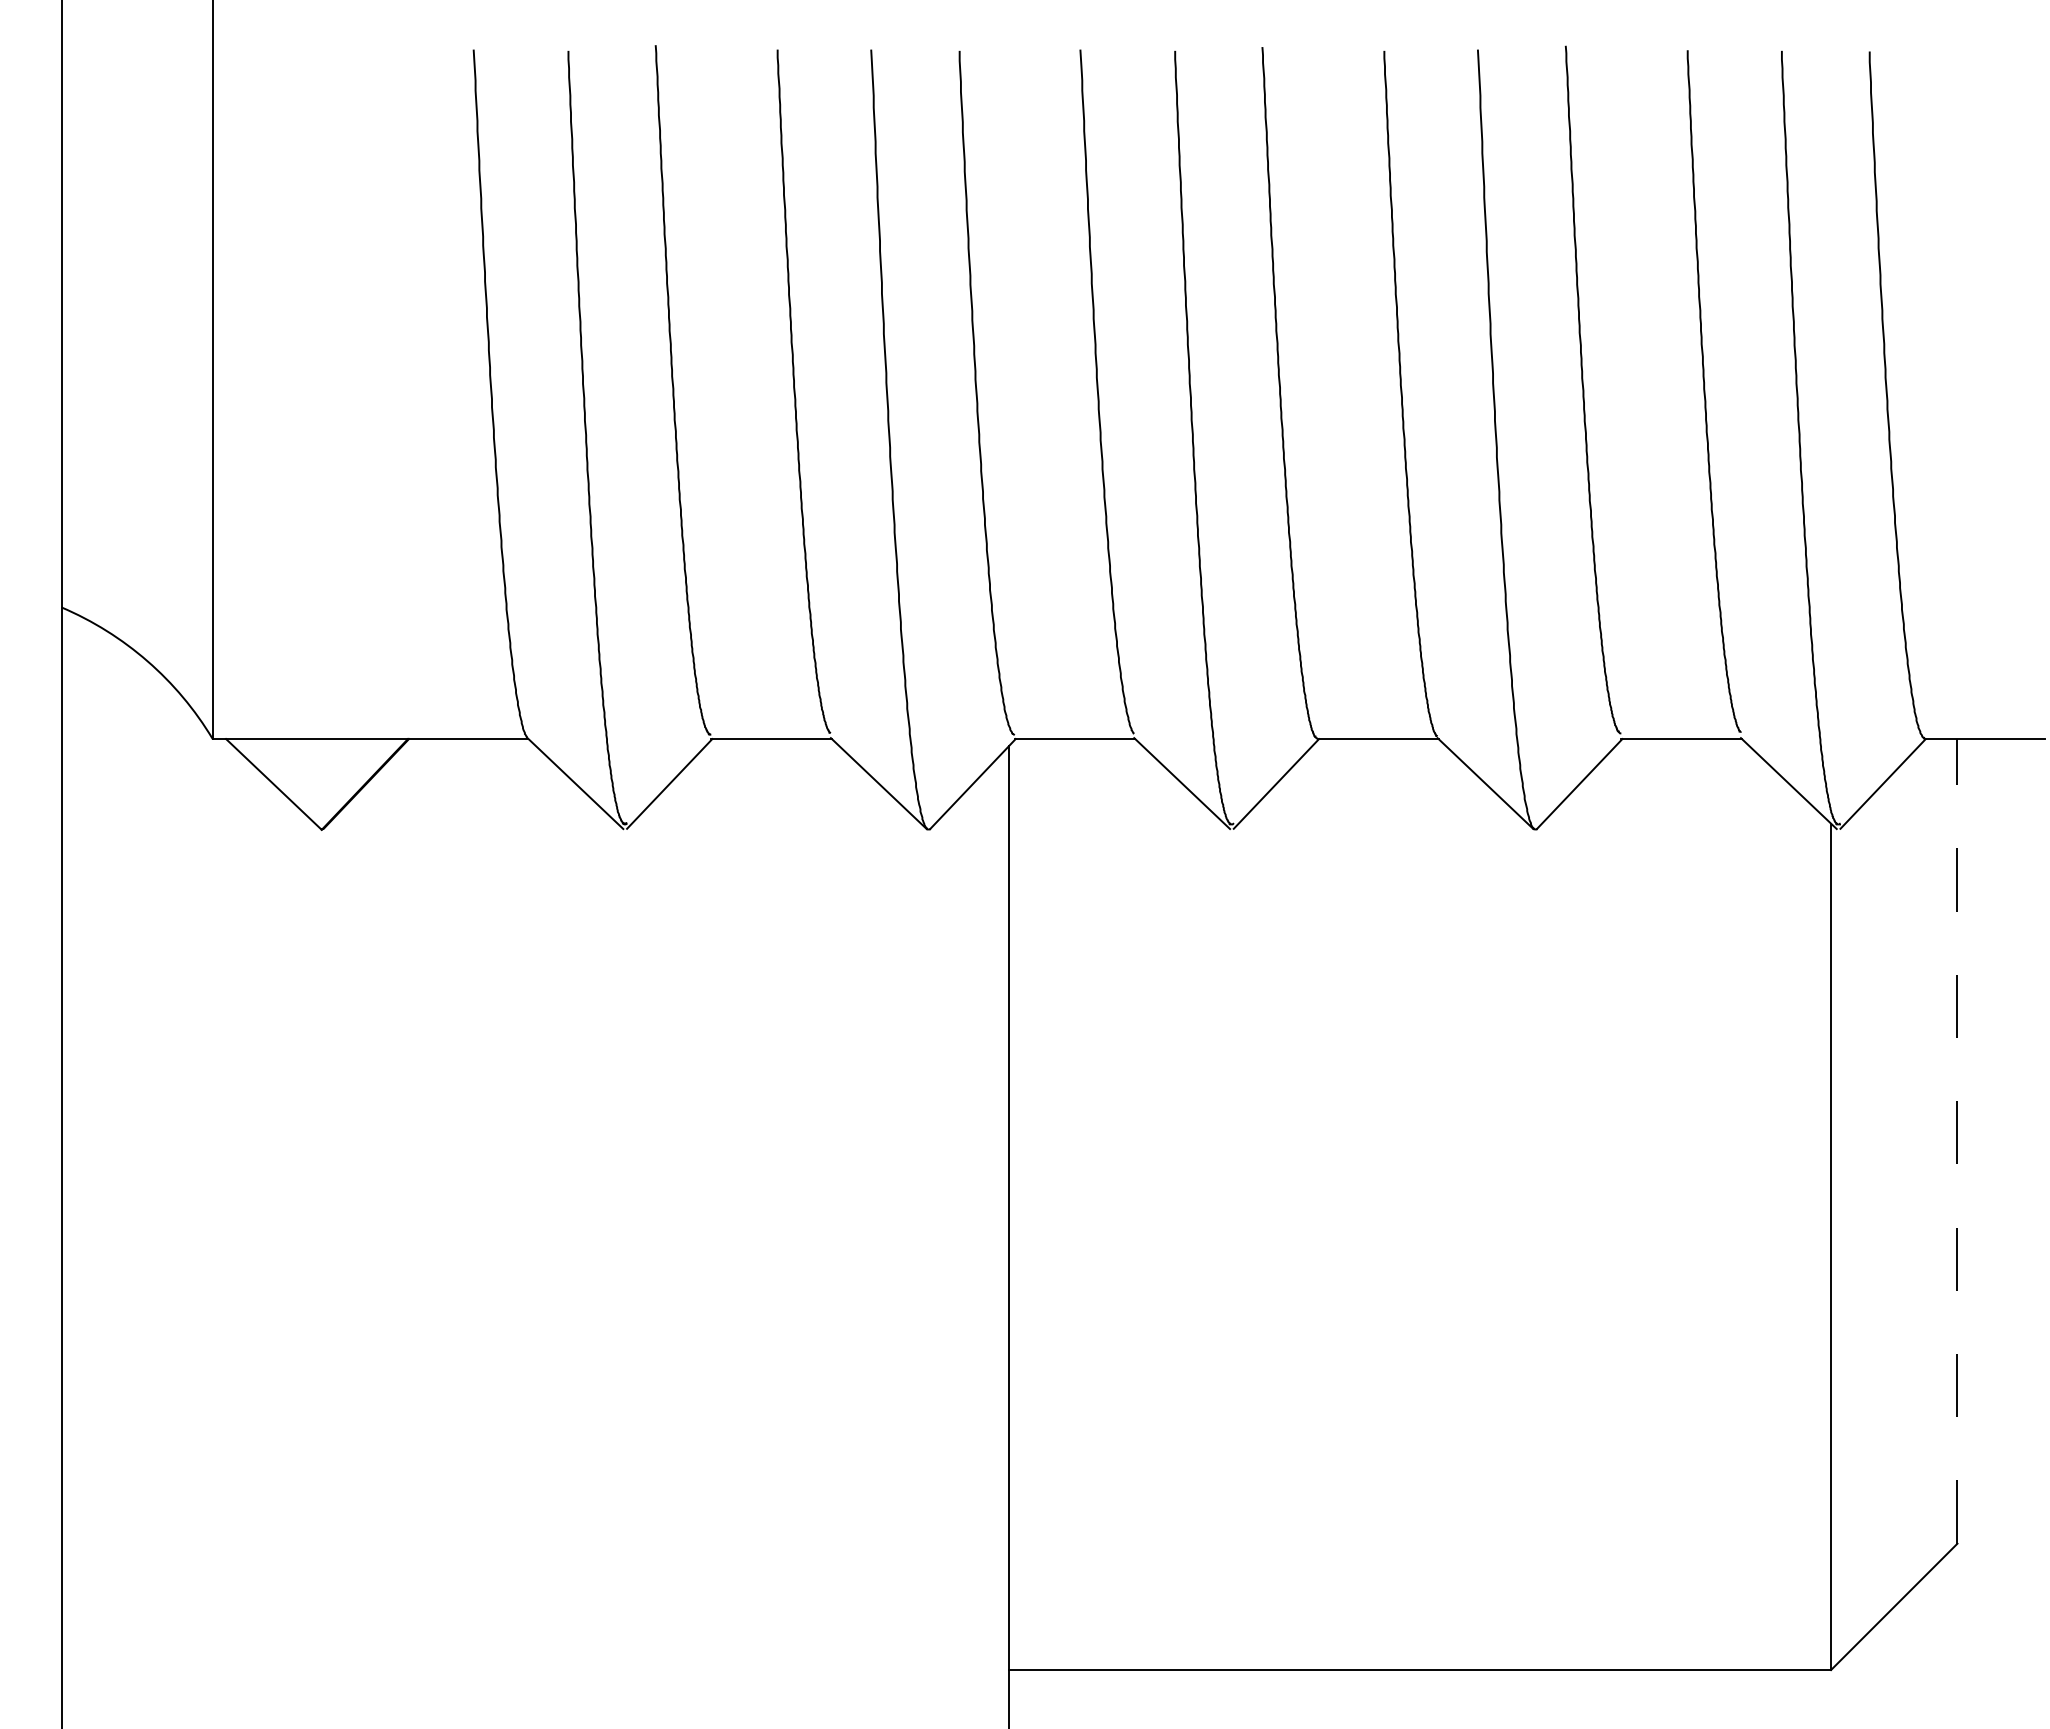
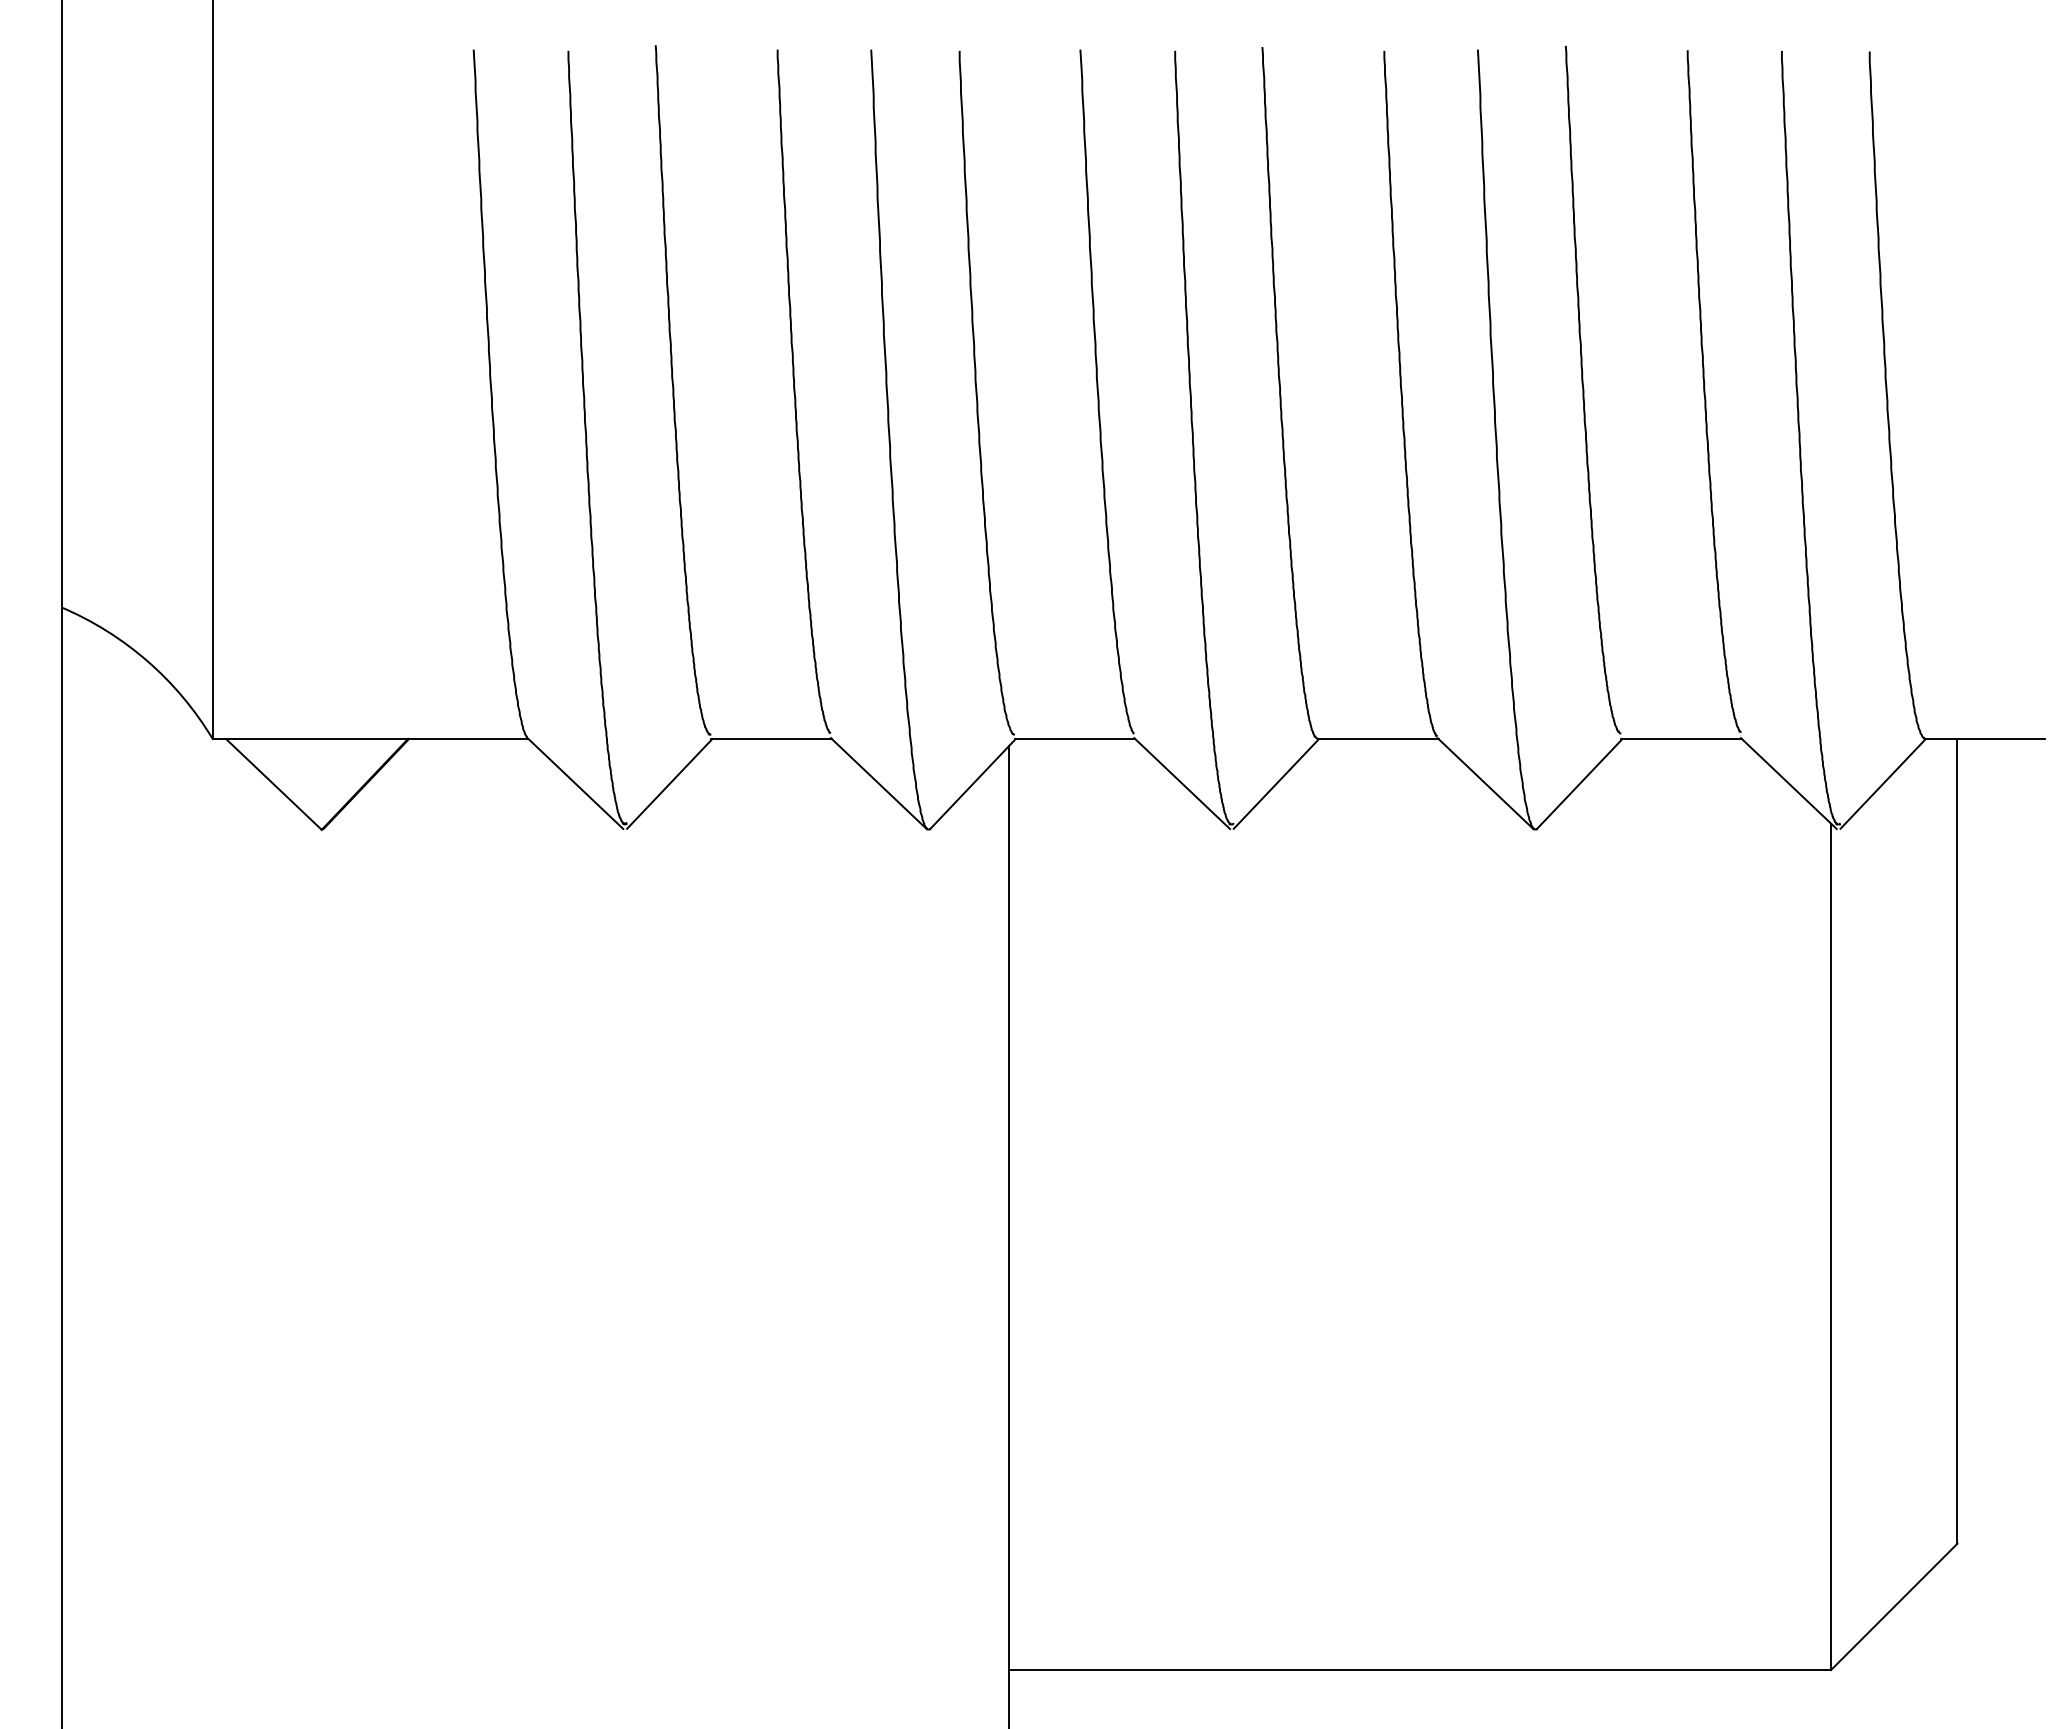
line: dashed -> solid (1957, 1140)
